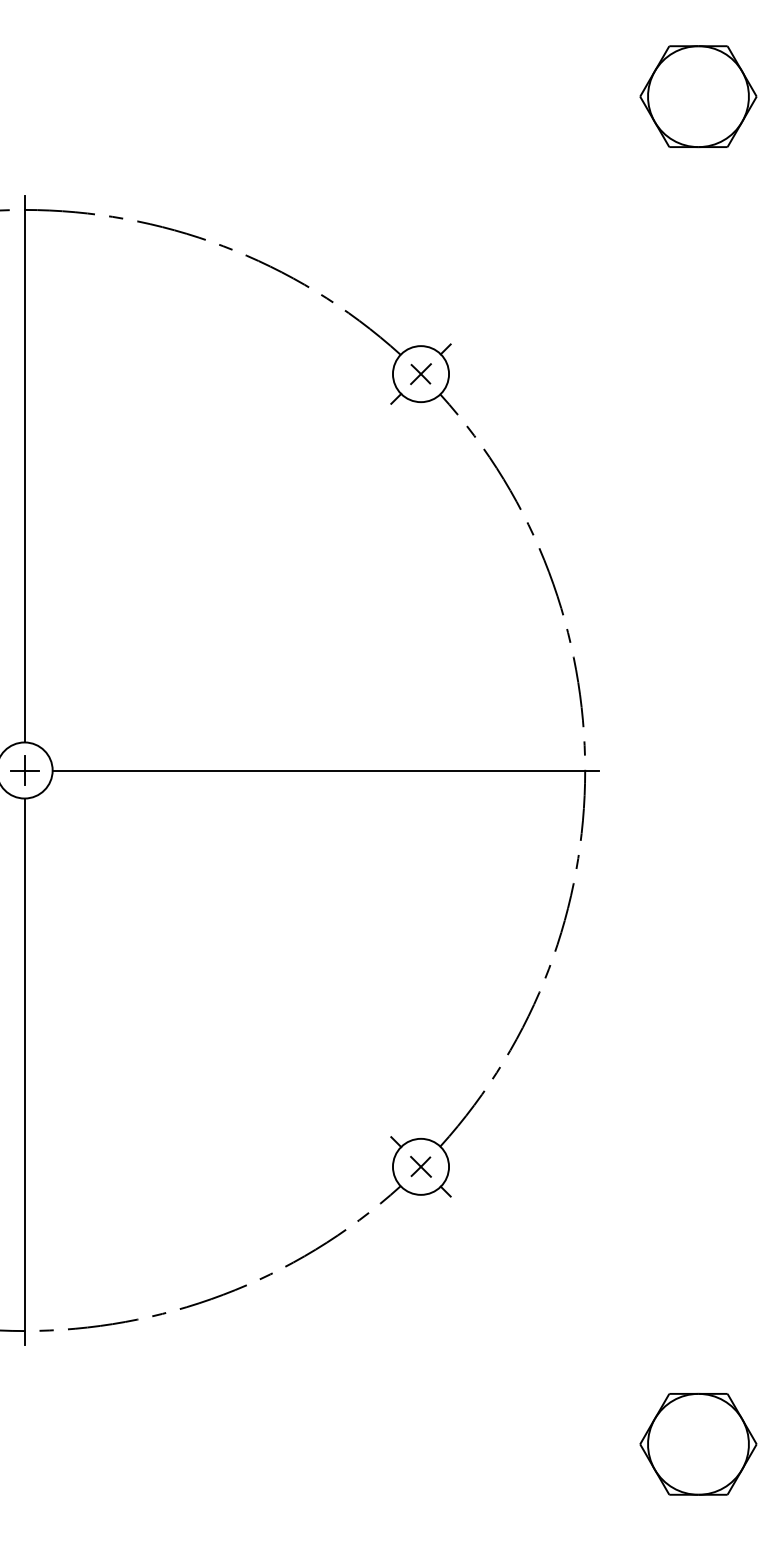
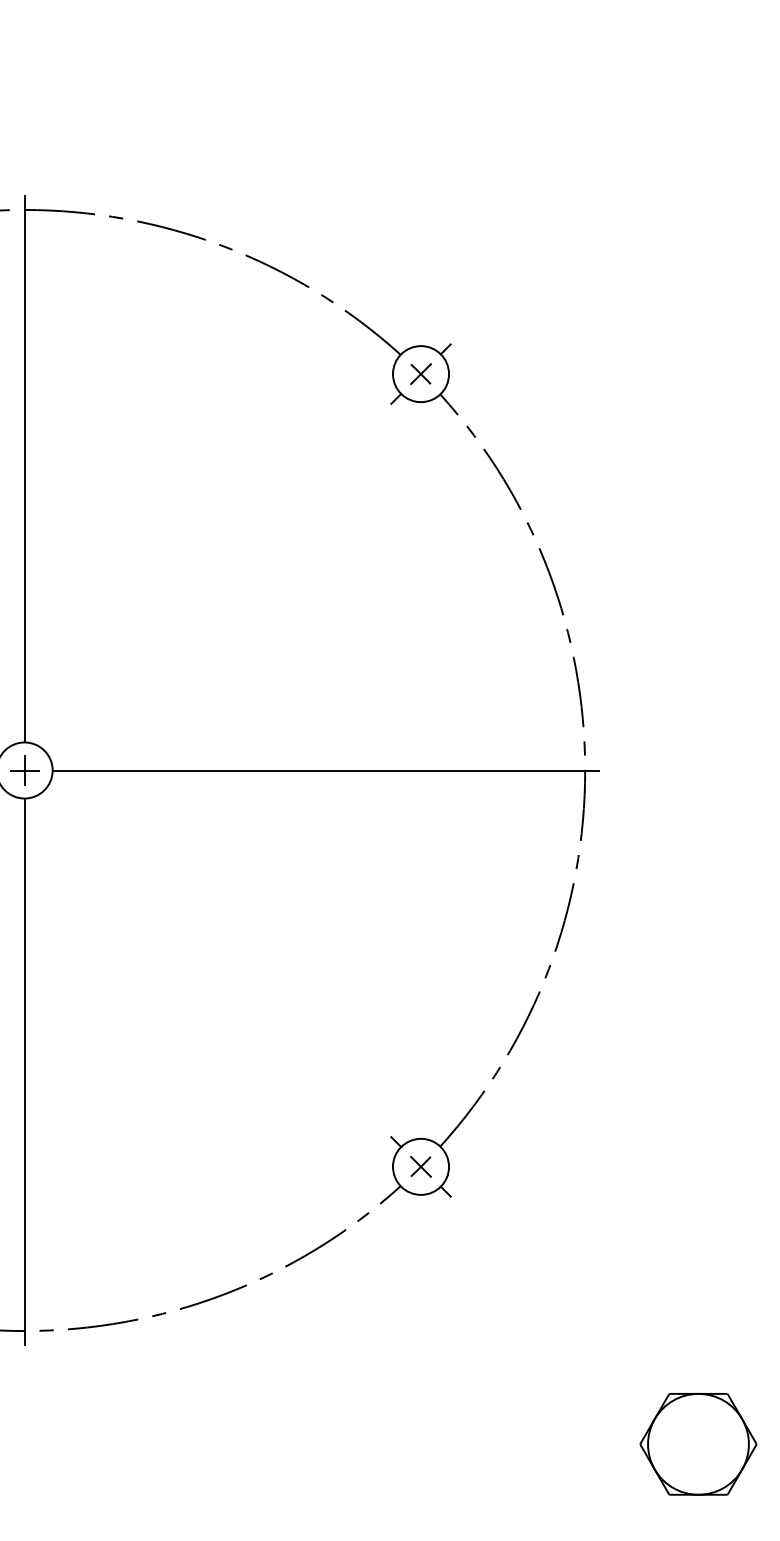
part: present -> none (698, 96)
